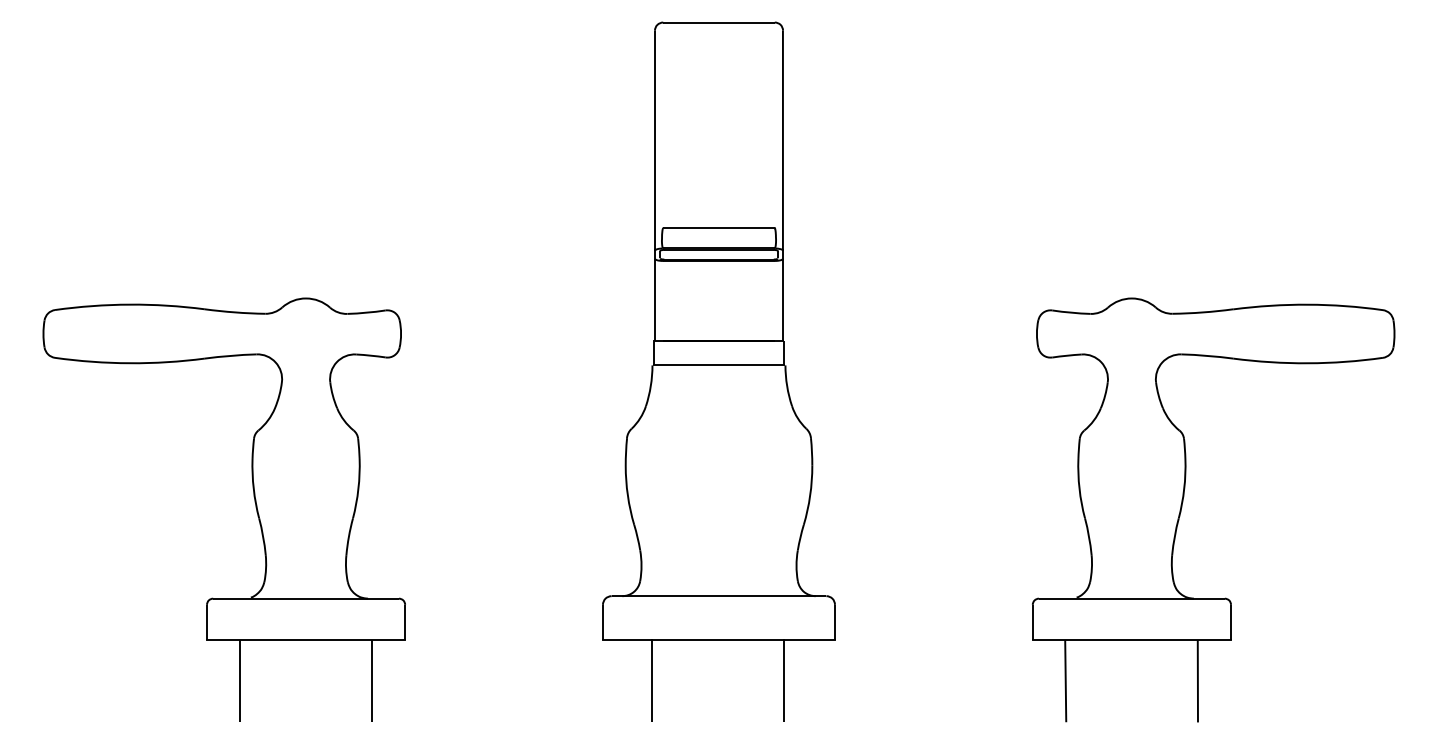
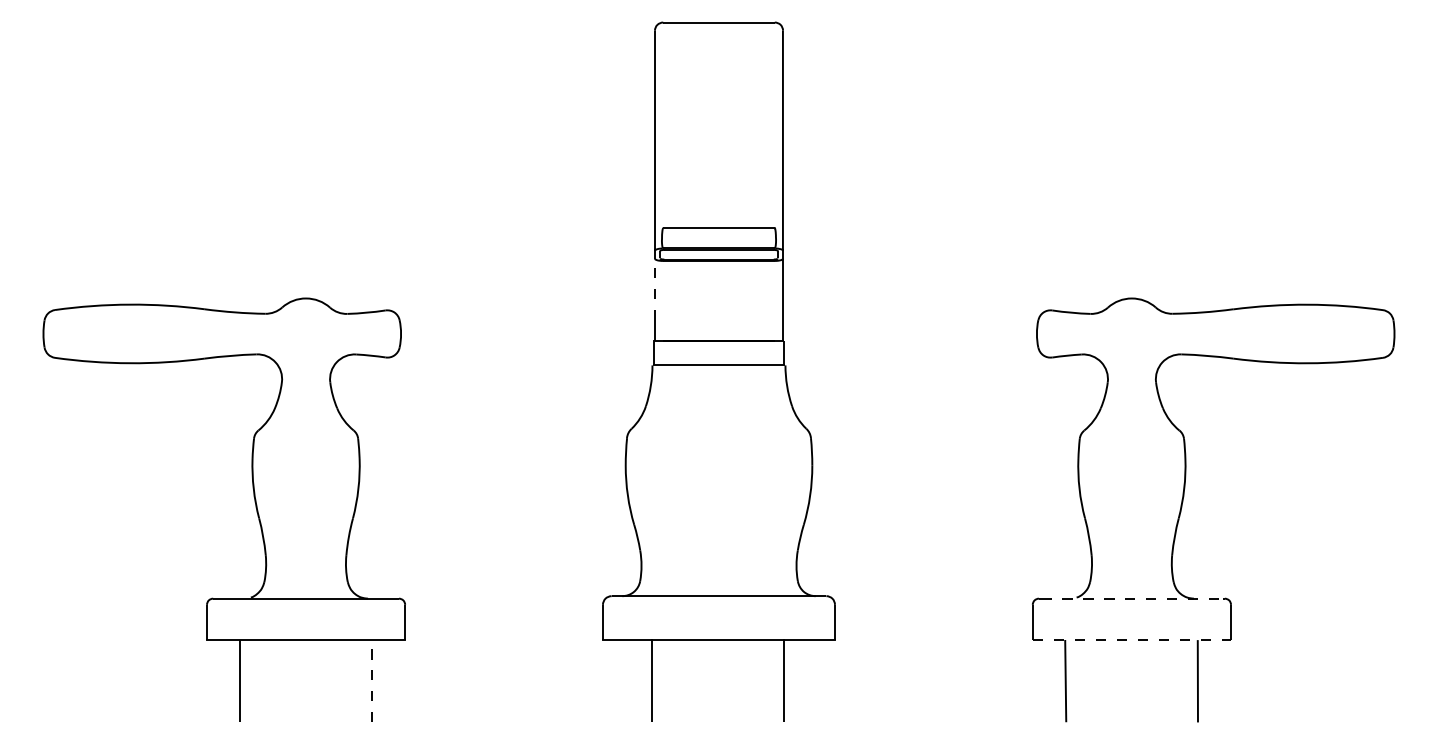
line: solid -> dashed (655, 289)
line: solid -> dashed (1131, 598)
line: solid -> dashed (1132, 639)
line: solid -> dashed (372, 680)
